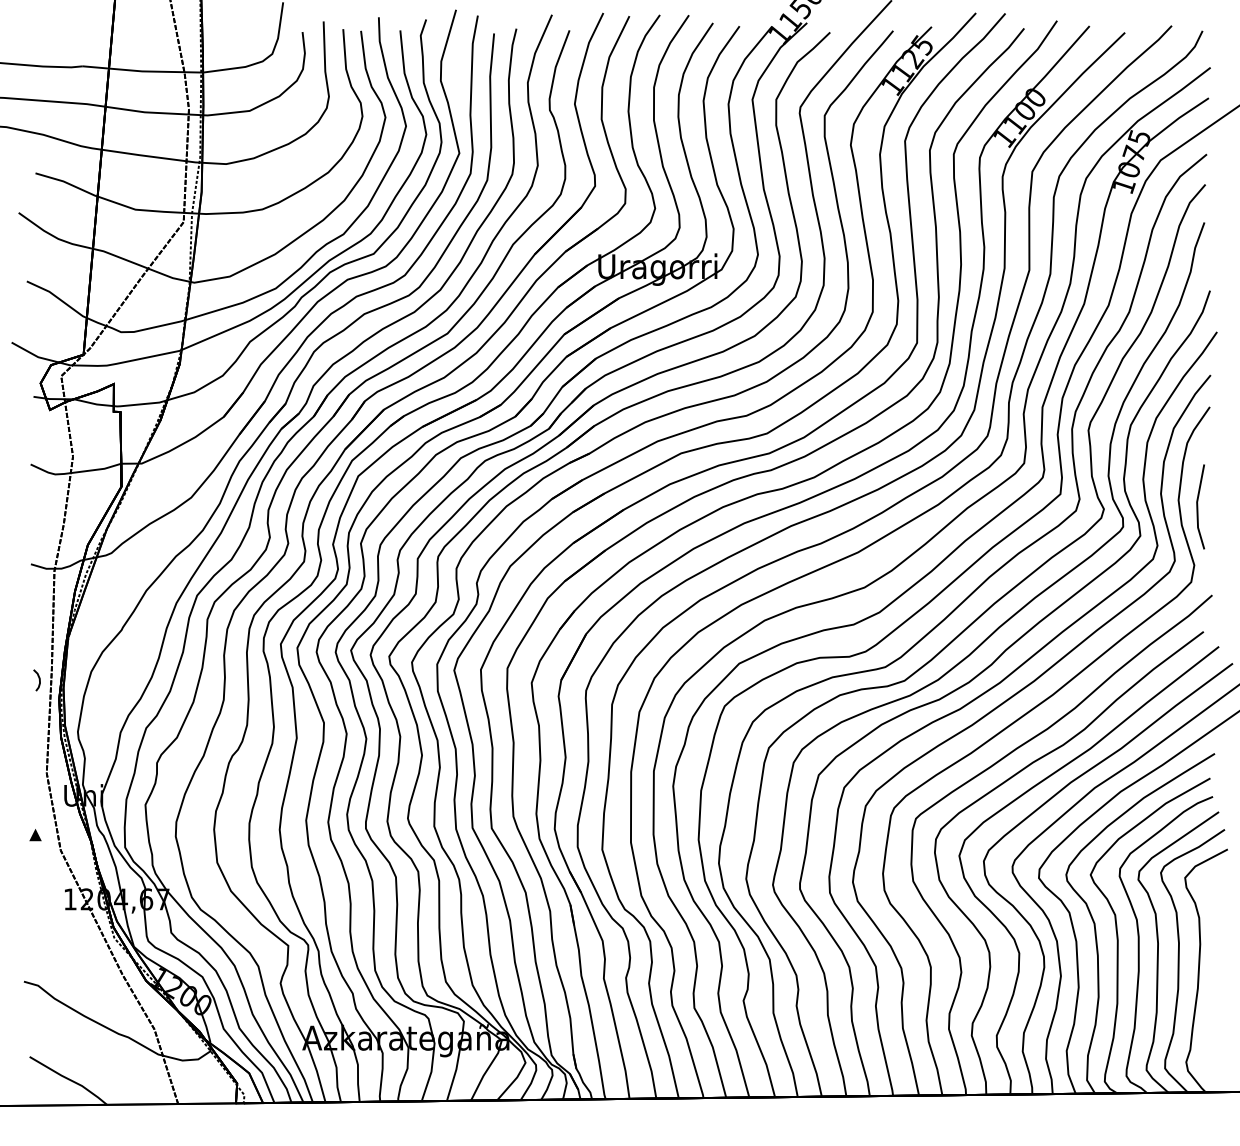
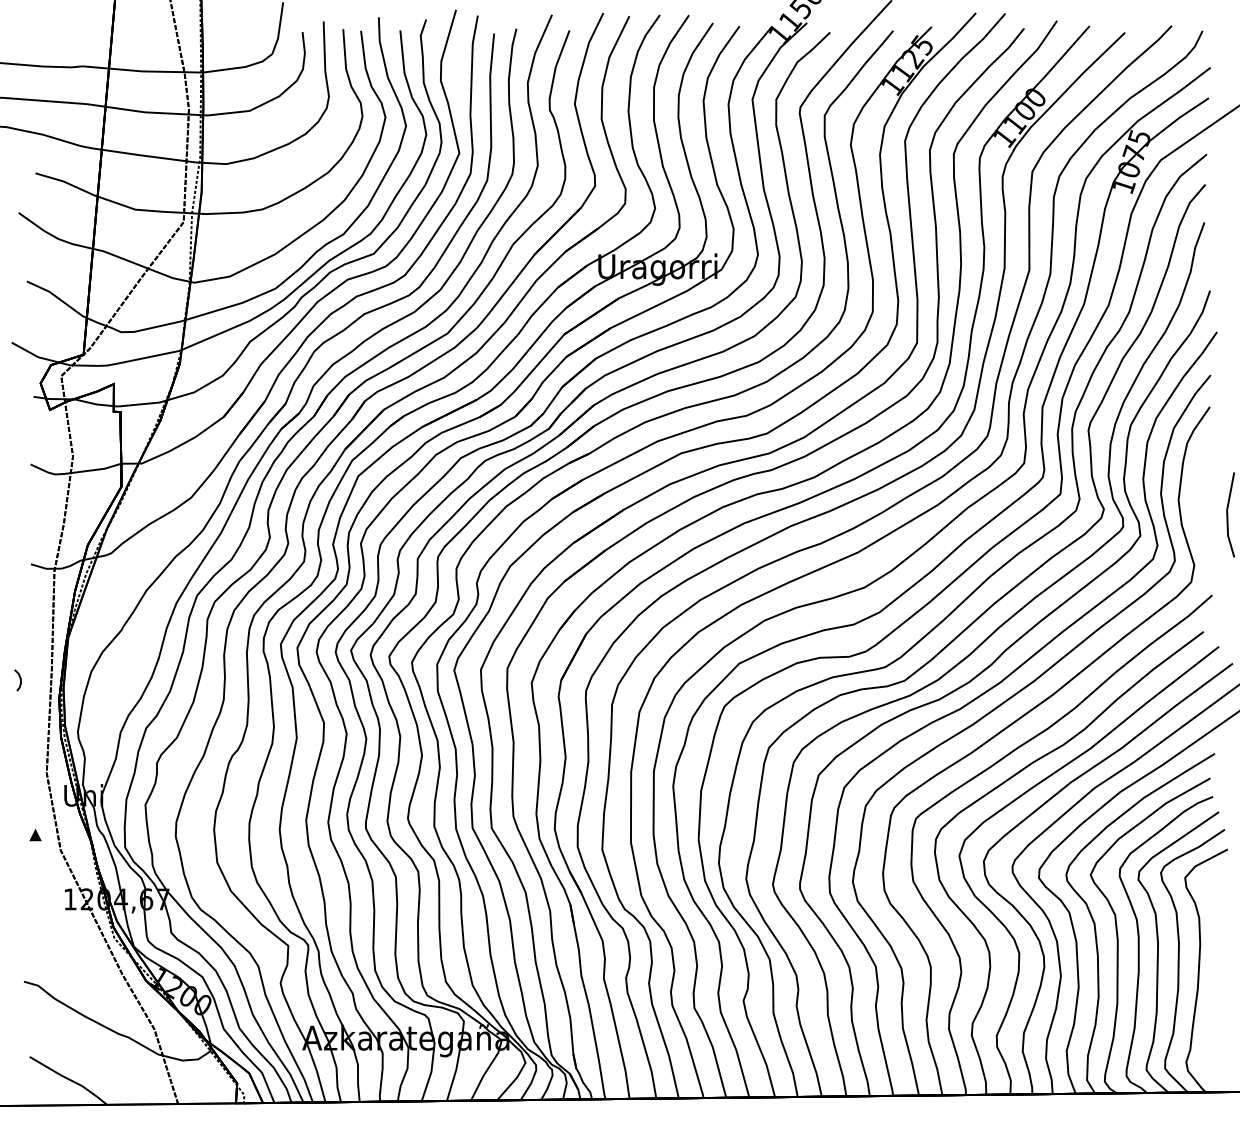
line position: (1198, 506) -> (1228, 514) (1228, 514)
curve position: (38, 679) -> (19, 679) (19, 679)
